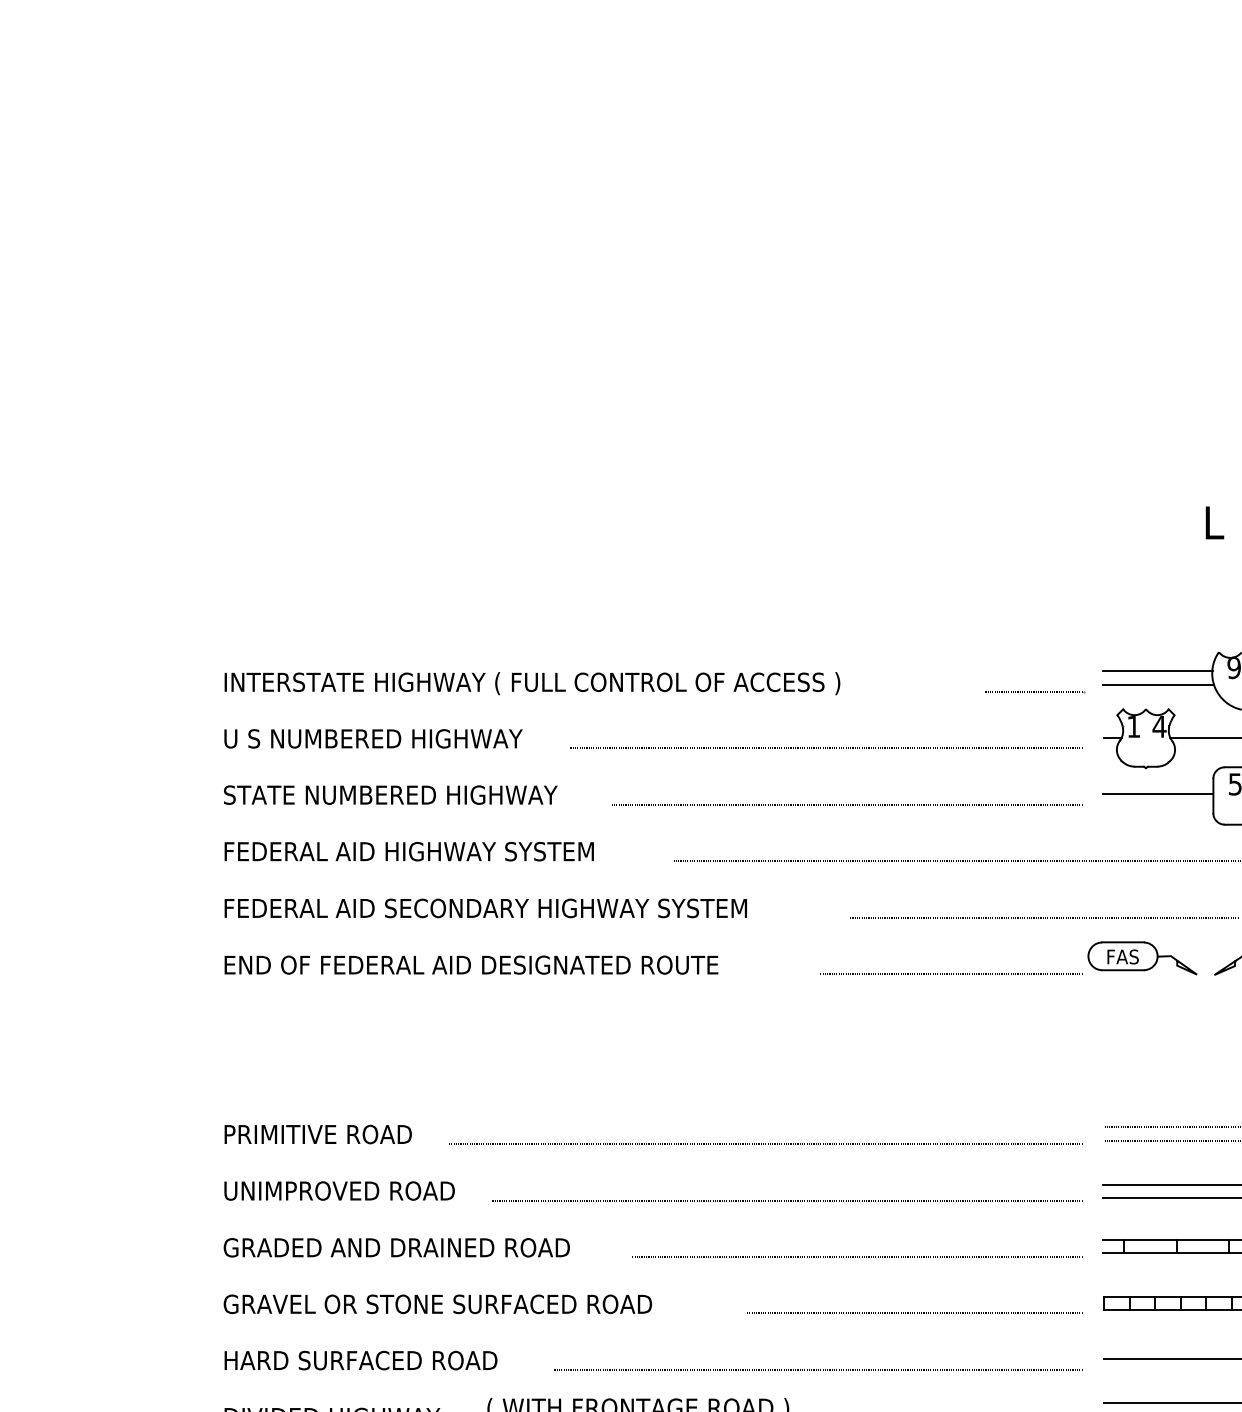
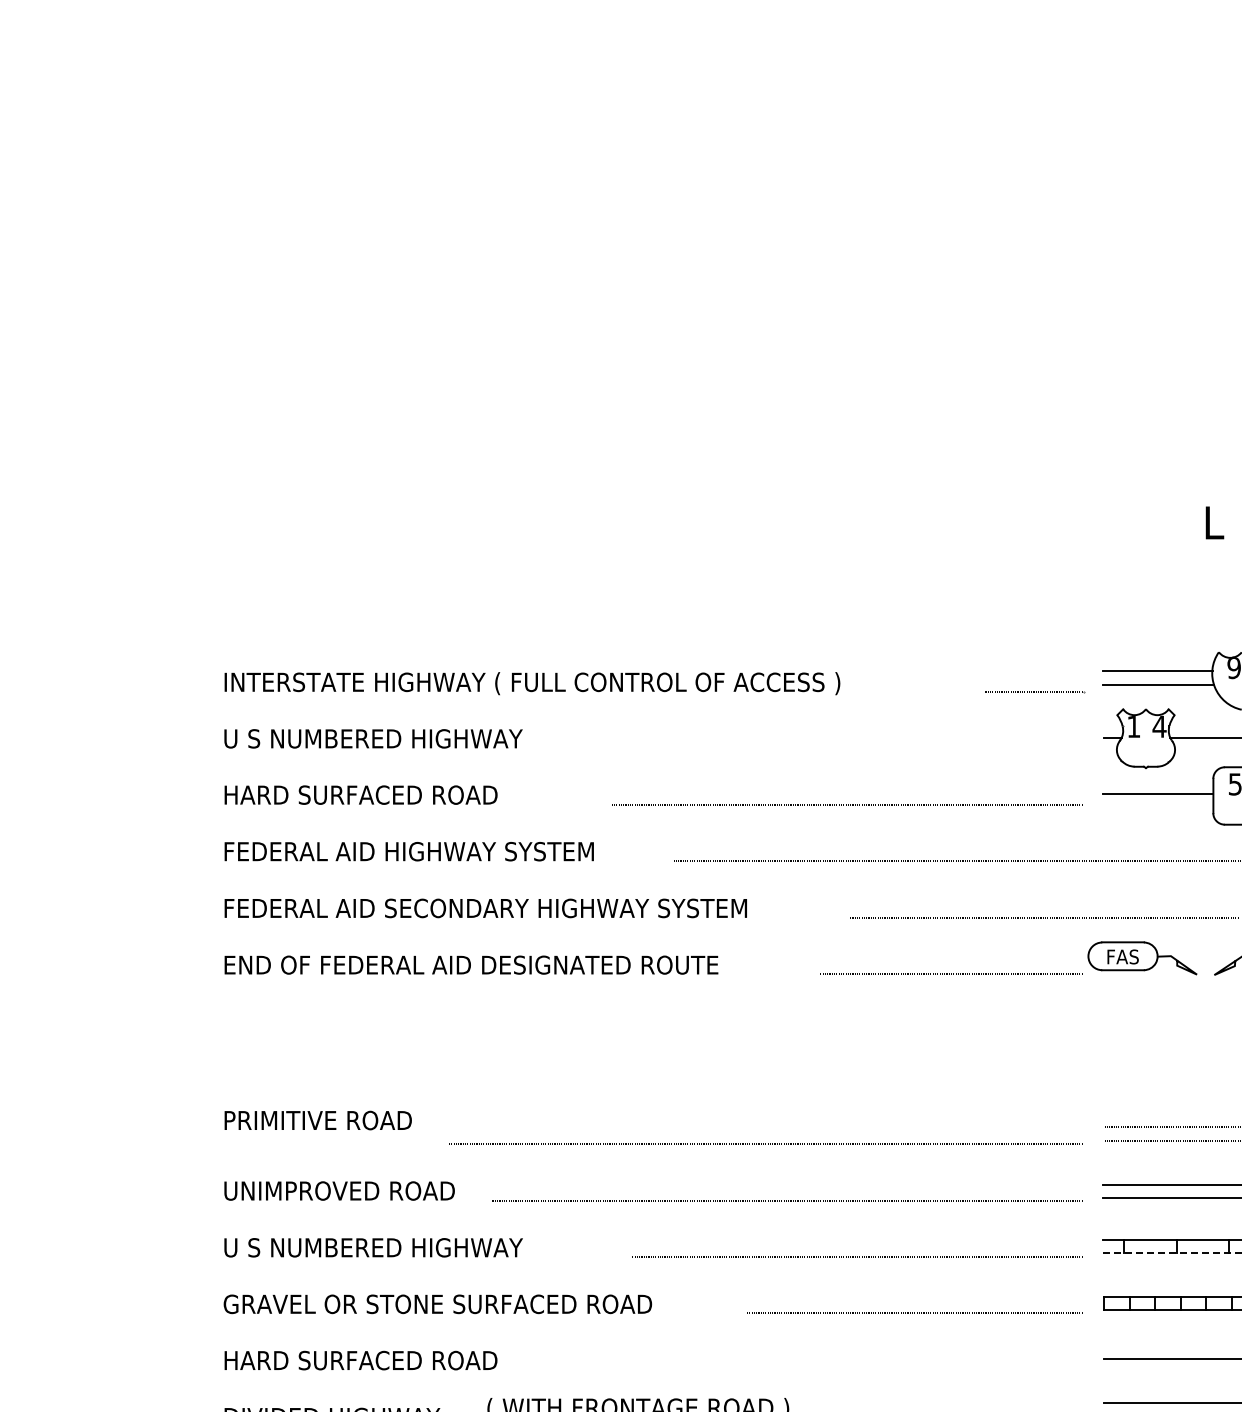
line: present -> none (826, 748)
text: STATE NUMBERED HIGHWAY -> HARD SURFACED ROAD (390, 794)
text position: (317, 1134) -> (317, 1120) (317, 1120)
text: GRADED AND DRAINED ROAD -> U S NUMBERED HIGHWAY (396, 1247)
line: solid -> dashed (1173, 1252)
line: present -> none (818, 1370)
